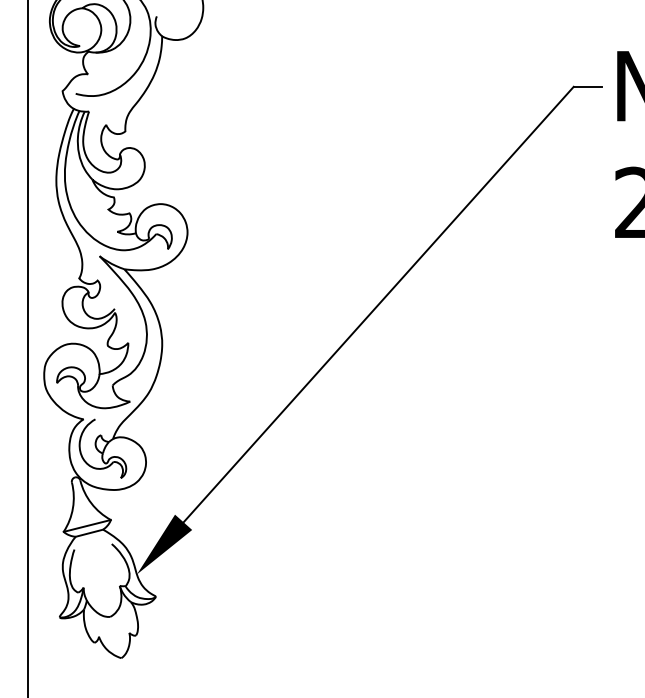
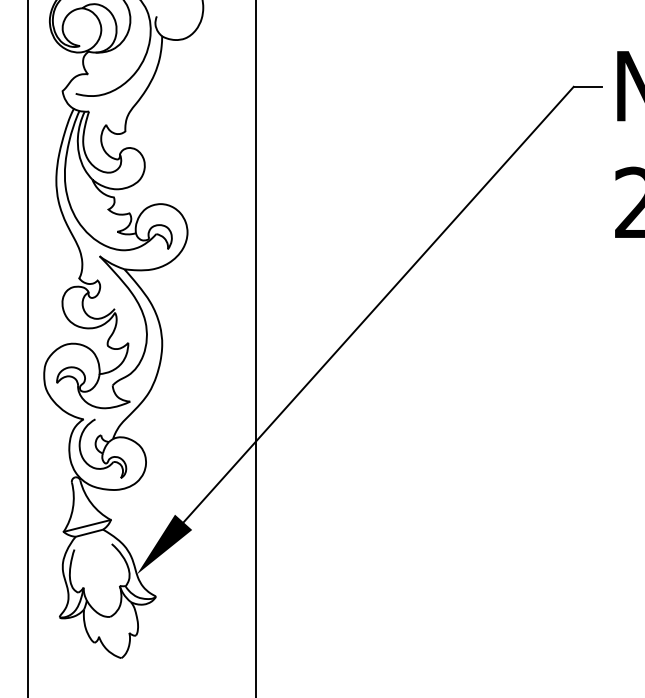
line: none -> present (255, 348)
